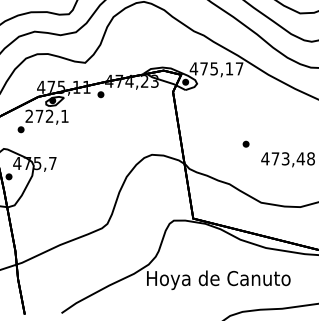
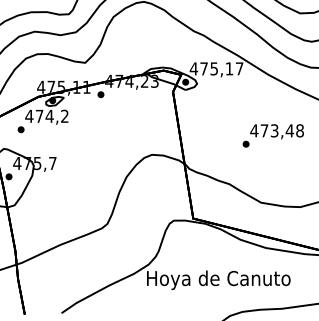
text: 272,1 -> 474,2 (46, 115)
text position: (287, 159) -> (276, 131) (276, 131)
